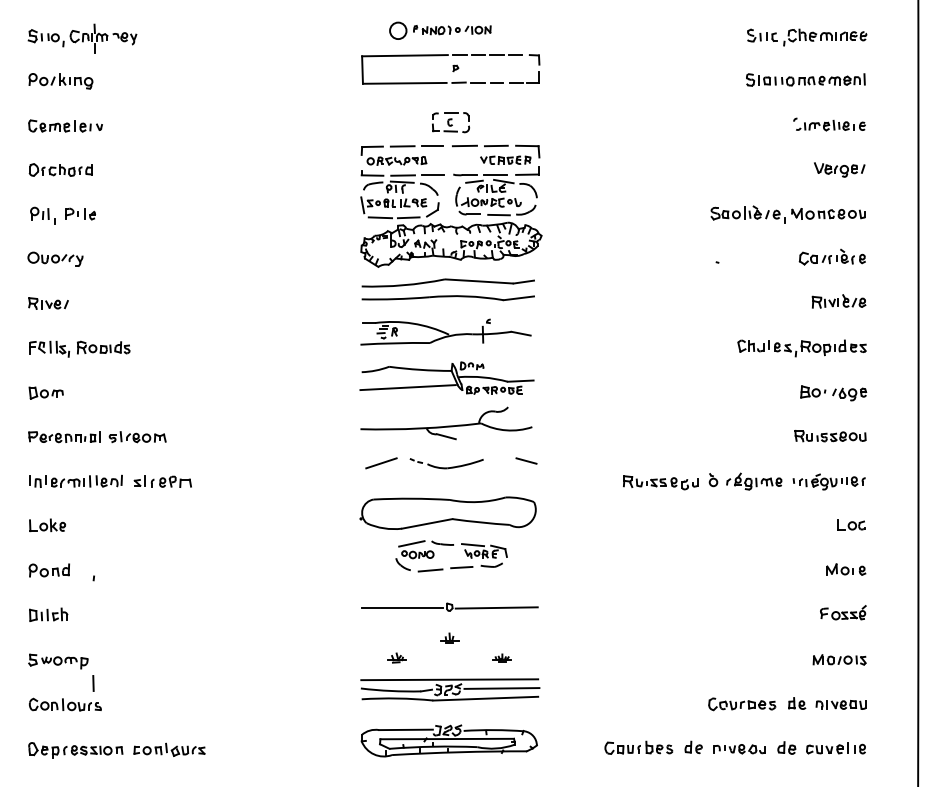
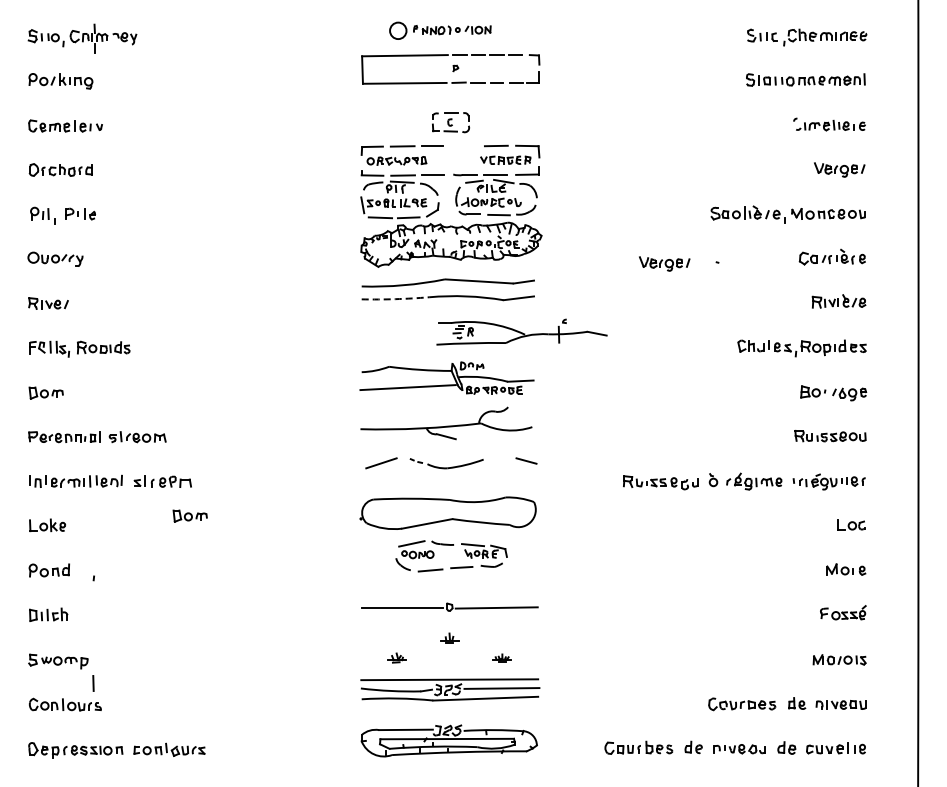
line: present -> none (464, 145)
part: none -> present (664, 263)
arc: solid -> dashed (395, 299)
part position: (445, 331) -> (521, 331) (521, 331)
part: none -> present (189, 515)
